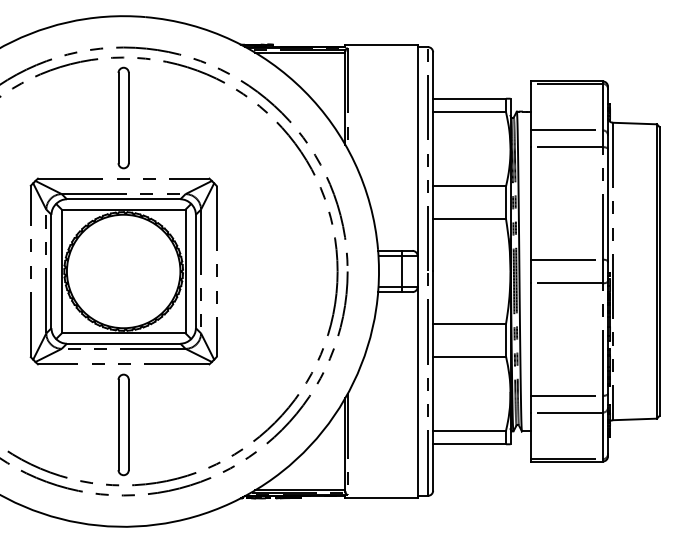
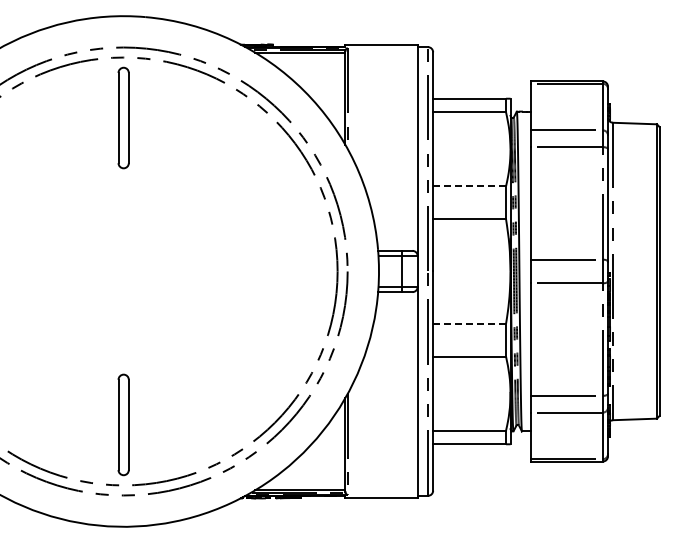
line: solid -> dashed (469, 186)
part: present -> none (123, 271)
line: solid -> dashed (469, 323)
